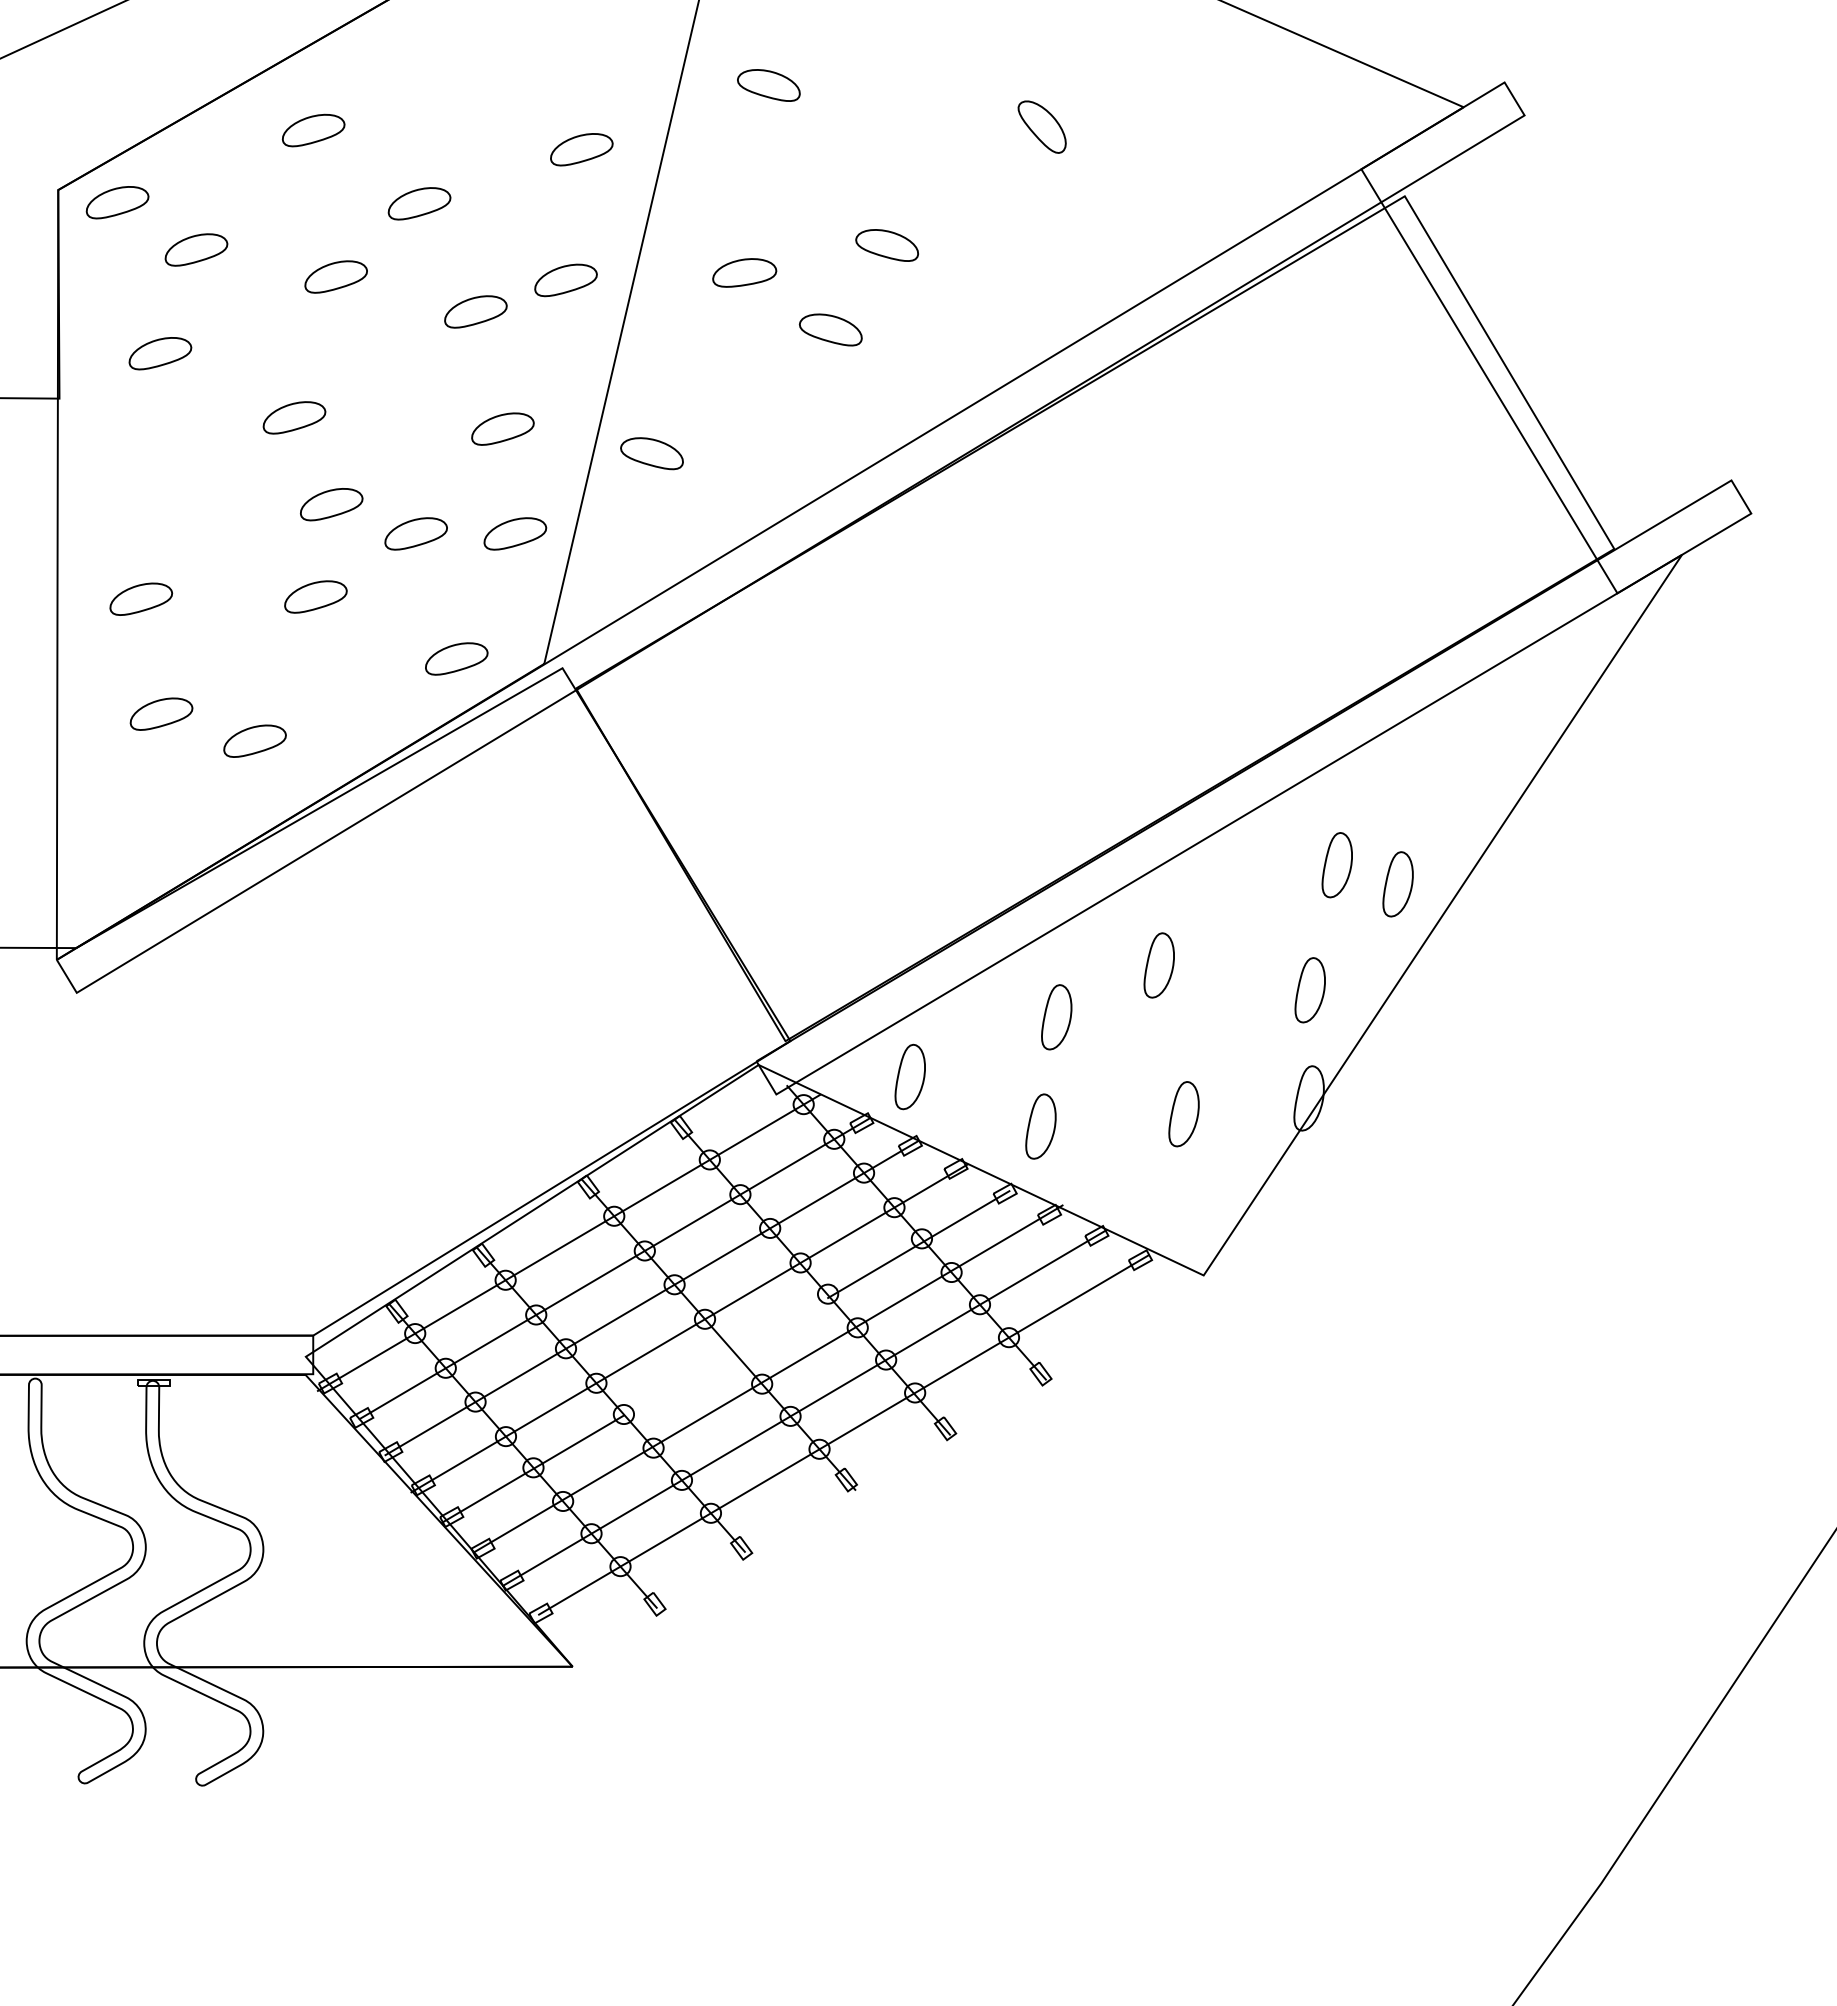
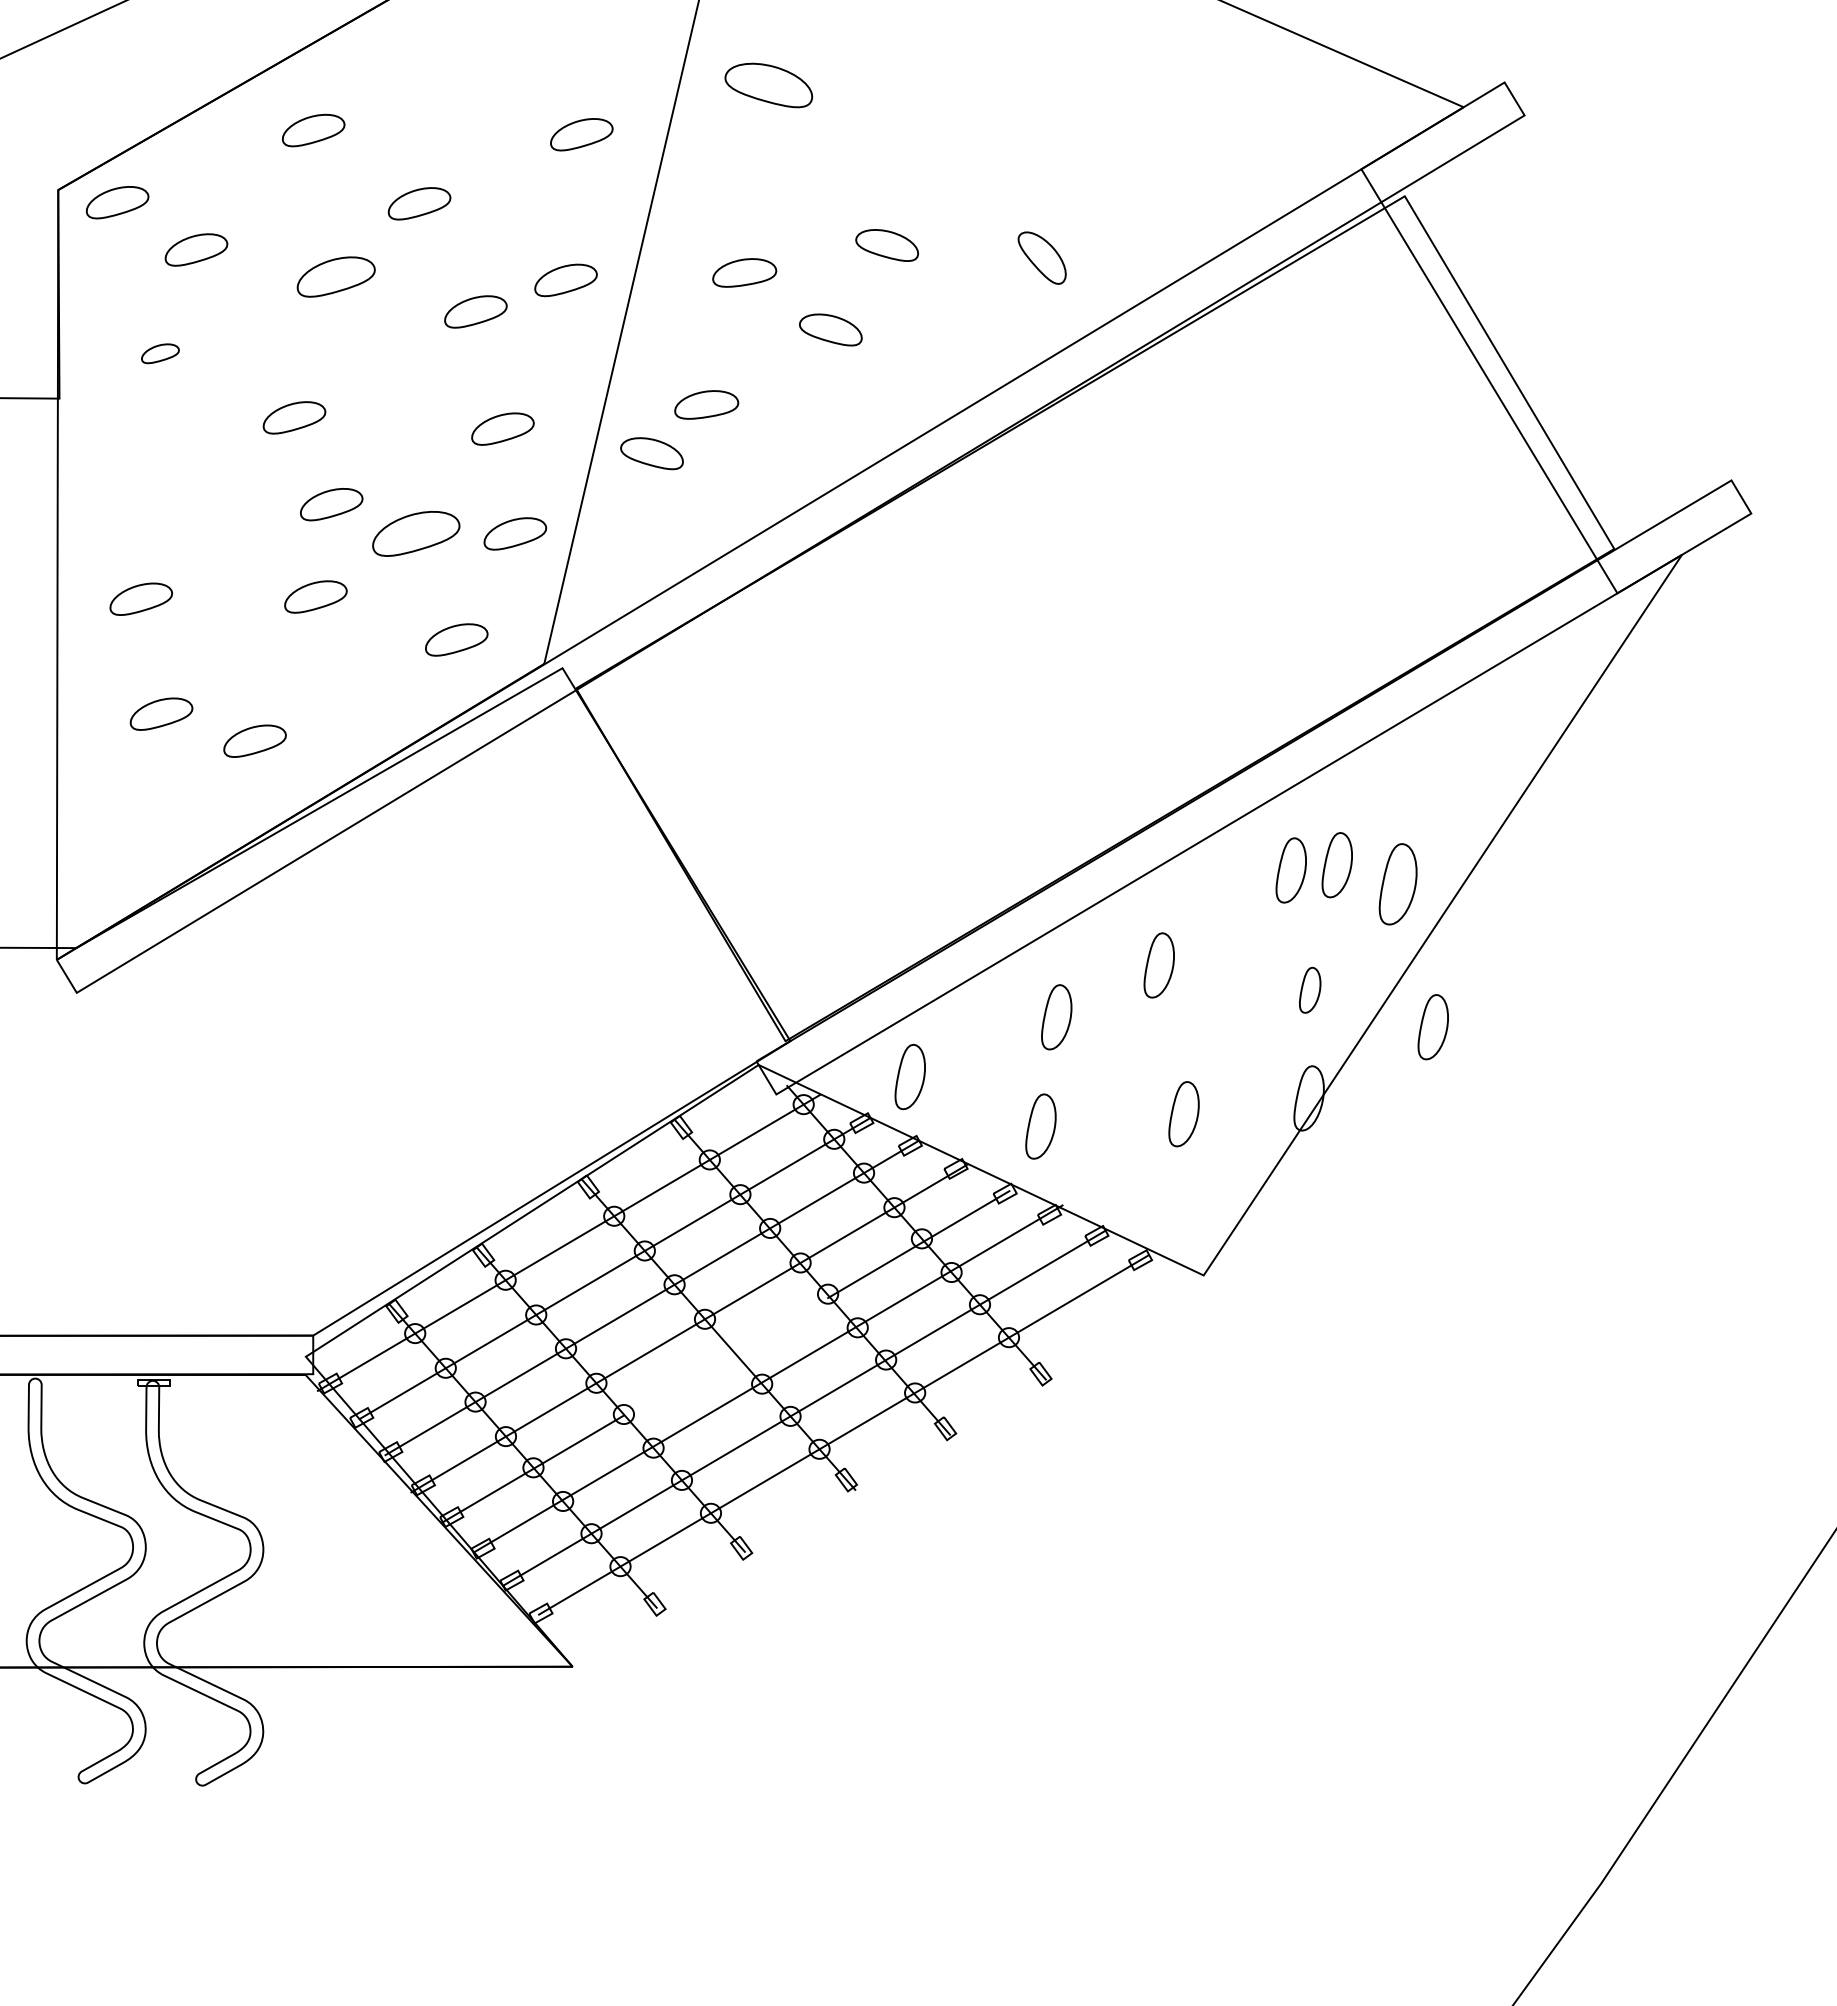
part size: 64x33 px -> 90x47 px (768, 85)
part position: (1041, 126) -> (1041, 257) (1041, 257)
part position: (581, 149) -> (581, 134) (581, 134)
part size: 64x34 px -> 80x42 px (335, 276)
part size: 65x34 px -> 39x22 px (160, 353)
part: none -> present (706, 404)
part size: 64x34 px -> 89x46 px (416, 533)
part position: (456, 658) -> (456, 639) (456, 639)
part: none -> present (1290, 870)
part size: 32x67 px -> 40x83 px (1397, 884)
part size: 32x67 px -> 23x48 px (1310, 989)
part: none -> present (1432, 1027)
